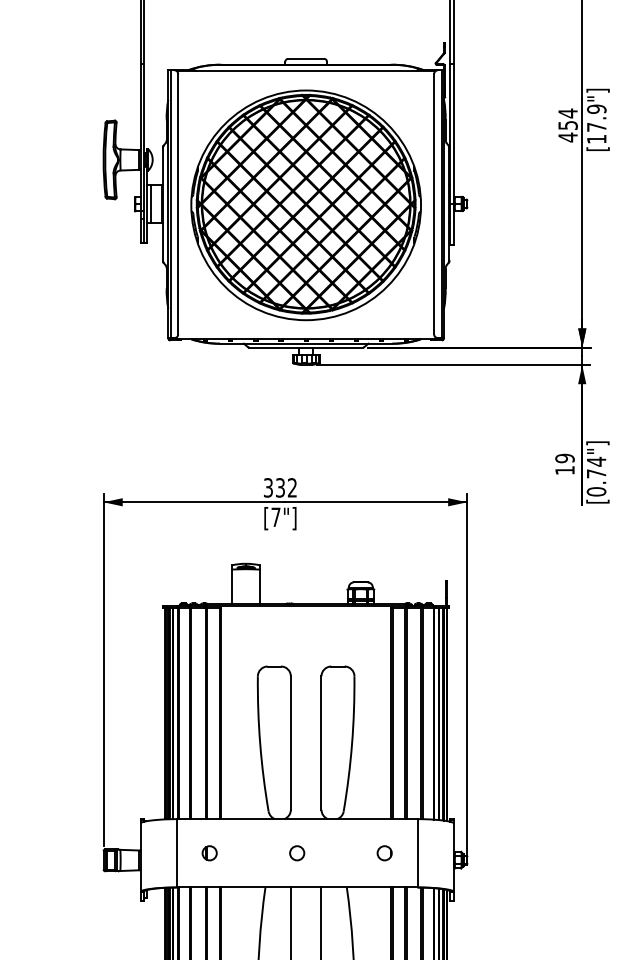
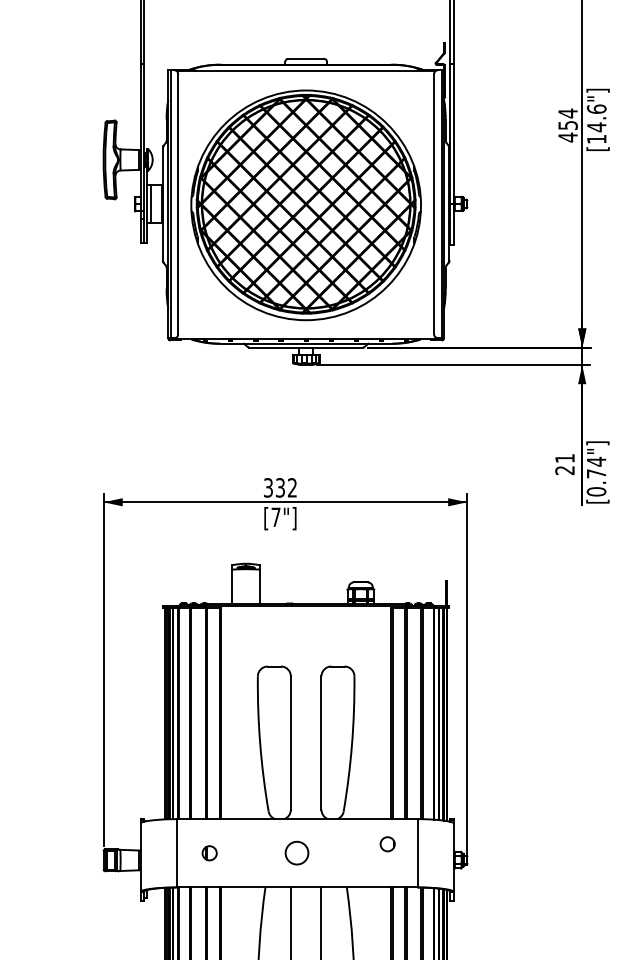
text: [17.9"] -> [14.6"] (596, 118)
text: 19 -> 21 (564, 464)
circle size: 17x17 px -> 26x26 px (296, 852)
circle position: (384, 853) -> (387, 844) (387, 844)
